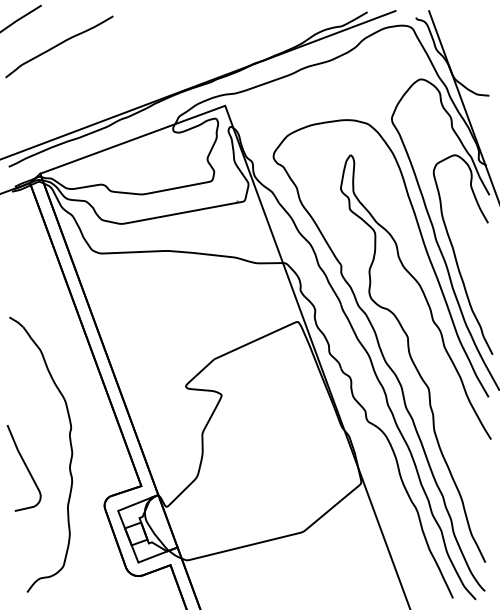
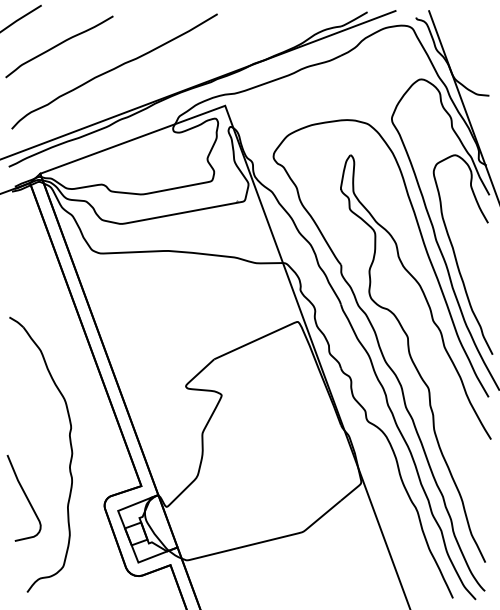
curve: none -> present (113, 70)
curve position: (25, 467) -> (25, 497) (25, 497)
